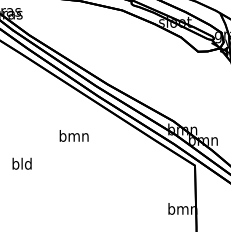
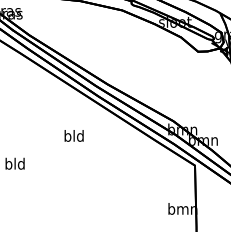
text: bmn -> bld (73, 135)
text position: (21, 163) -> (14, 163) (14, 163)
